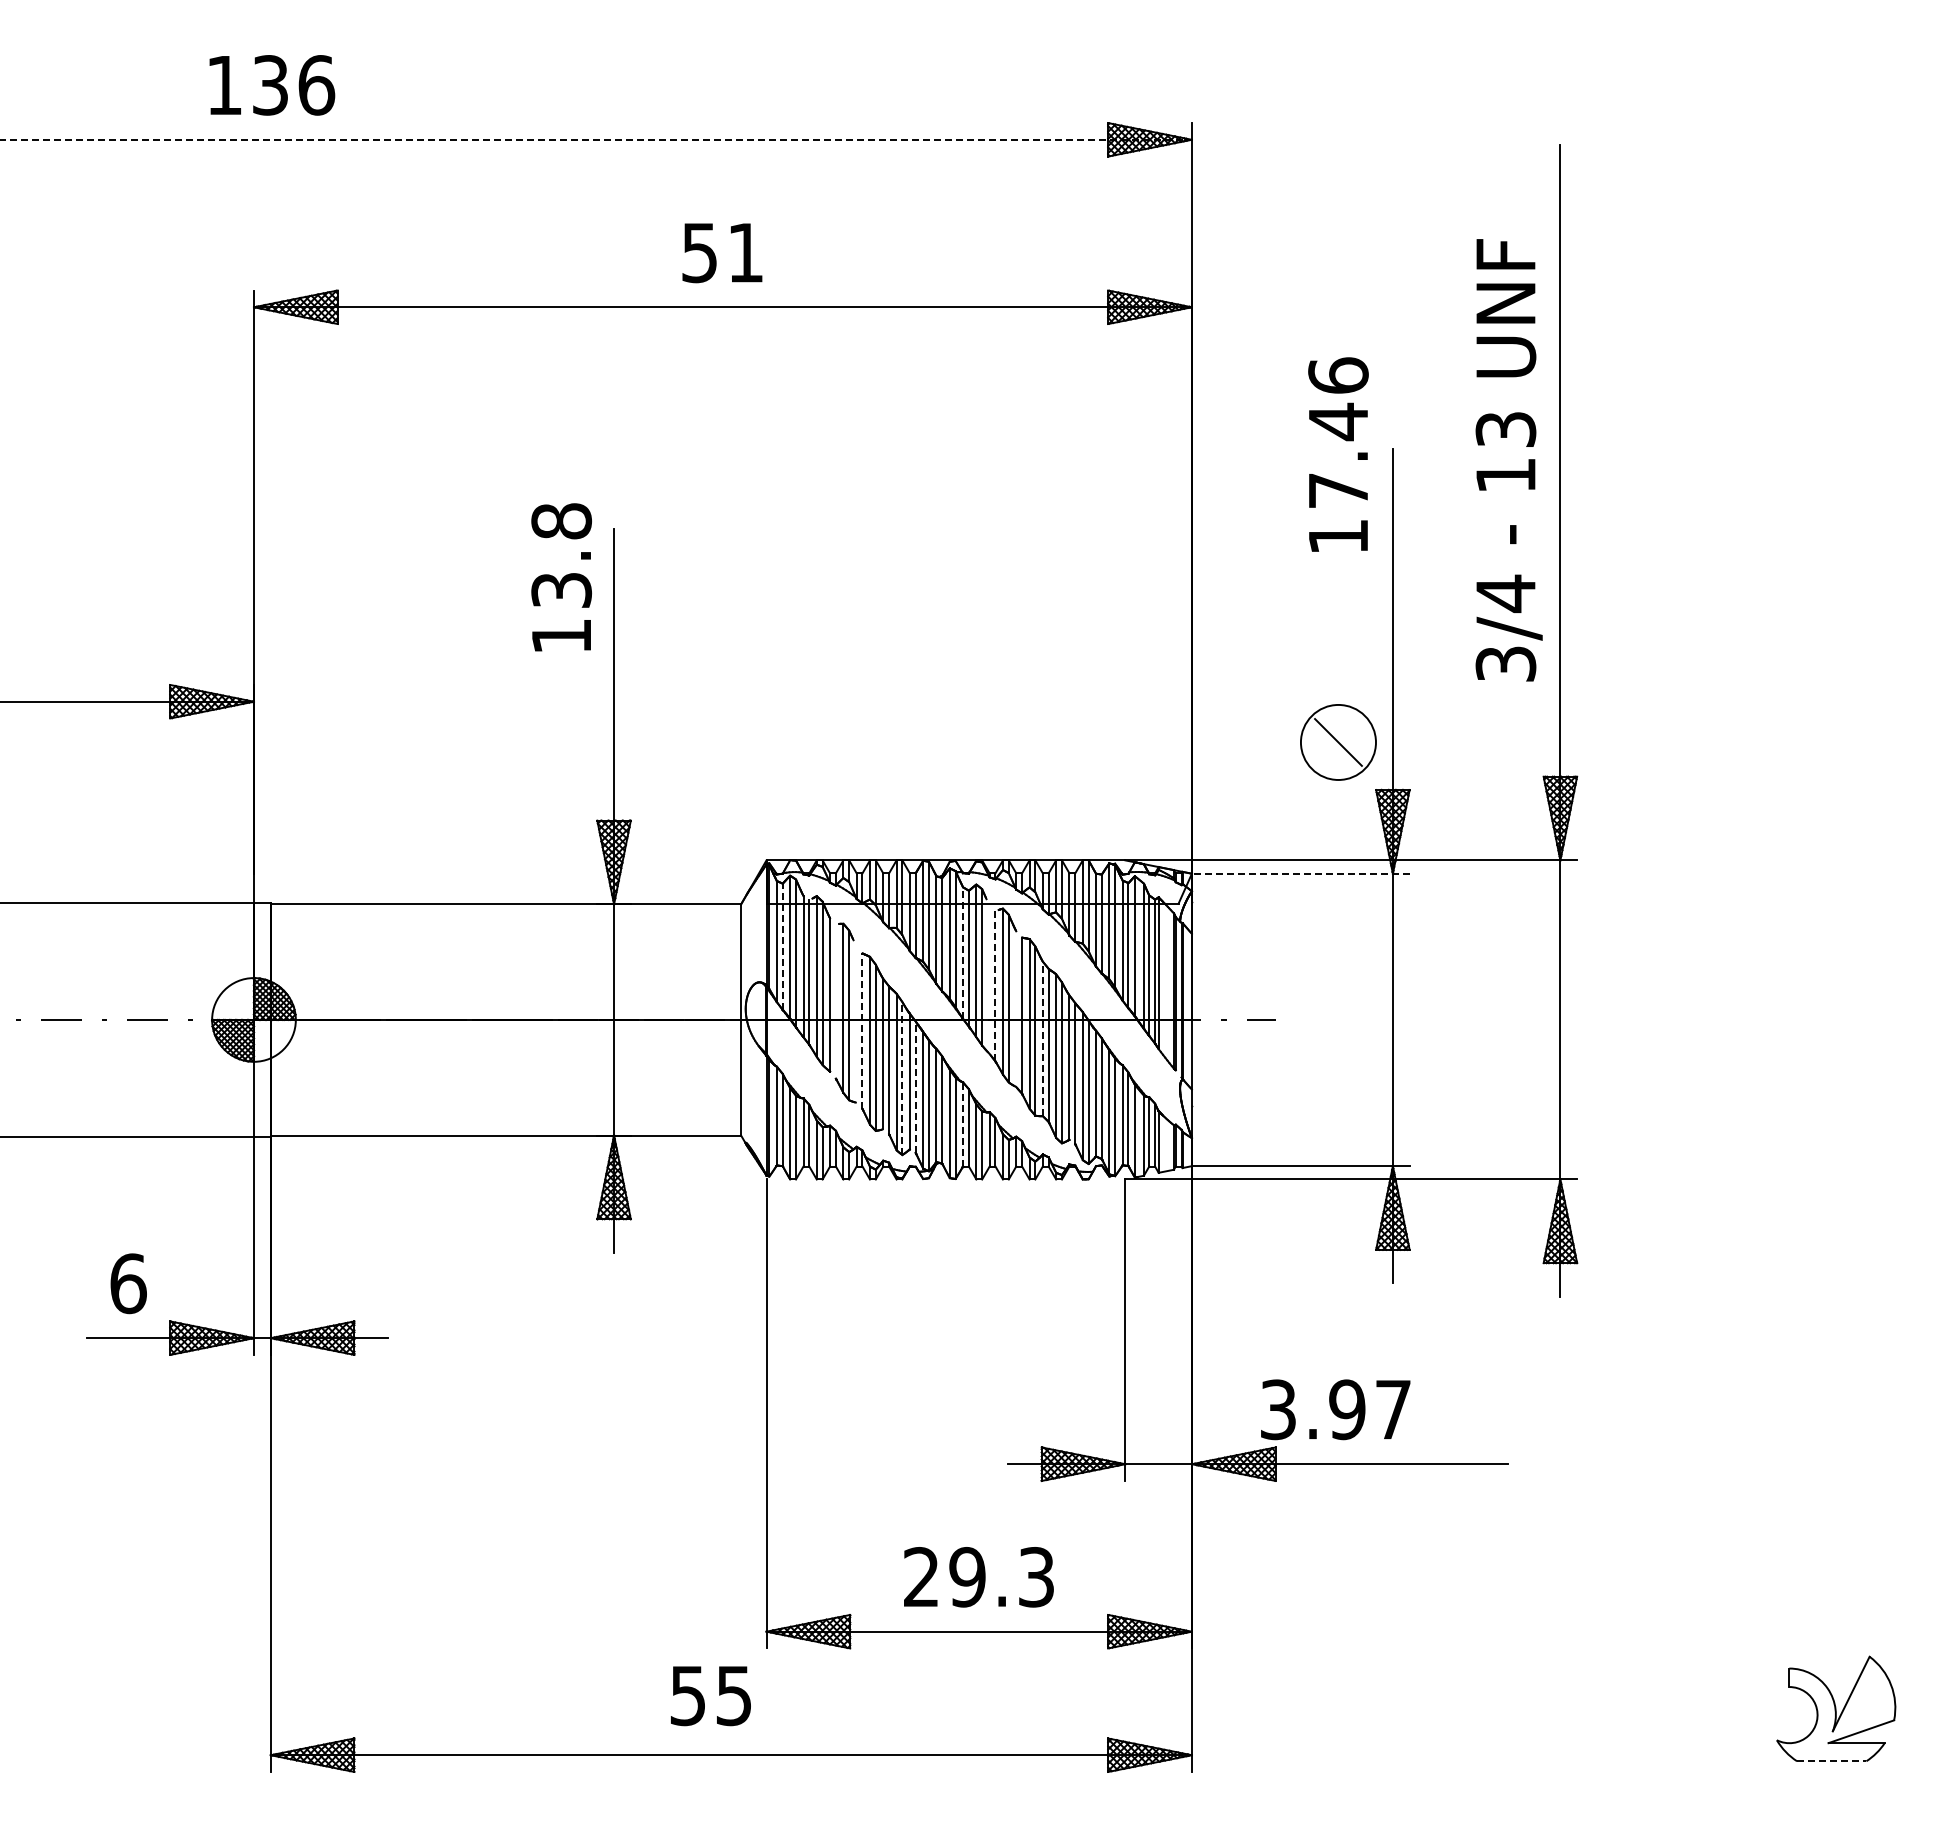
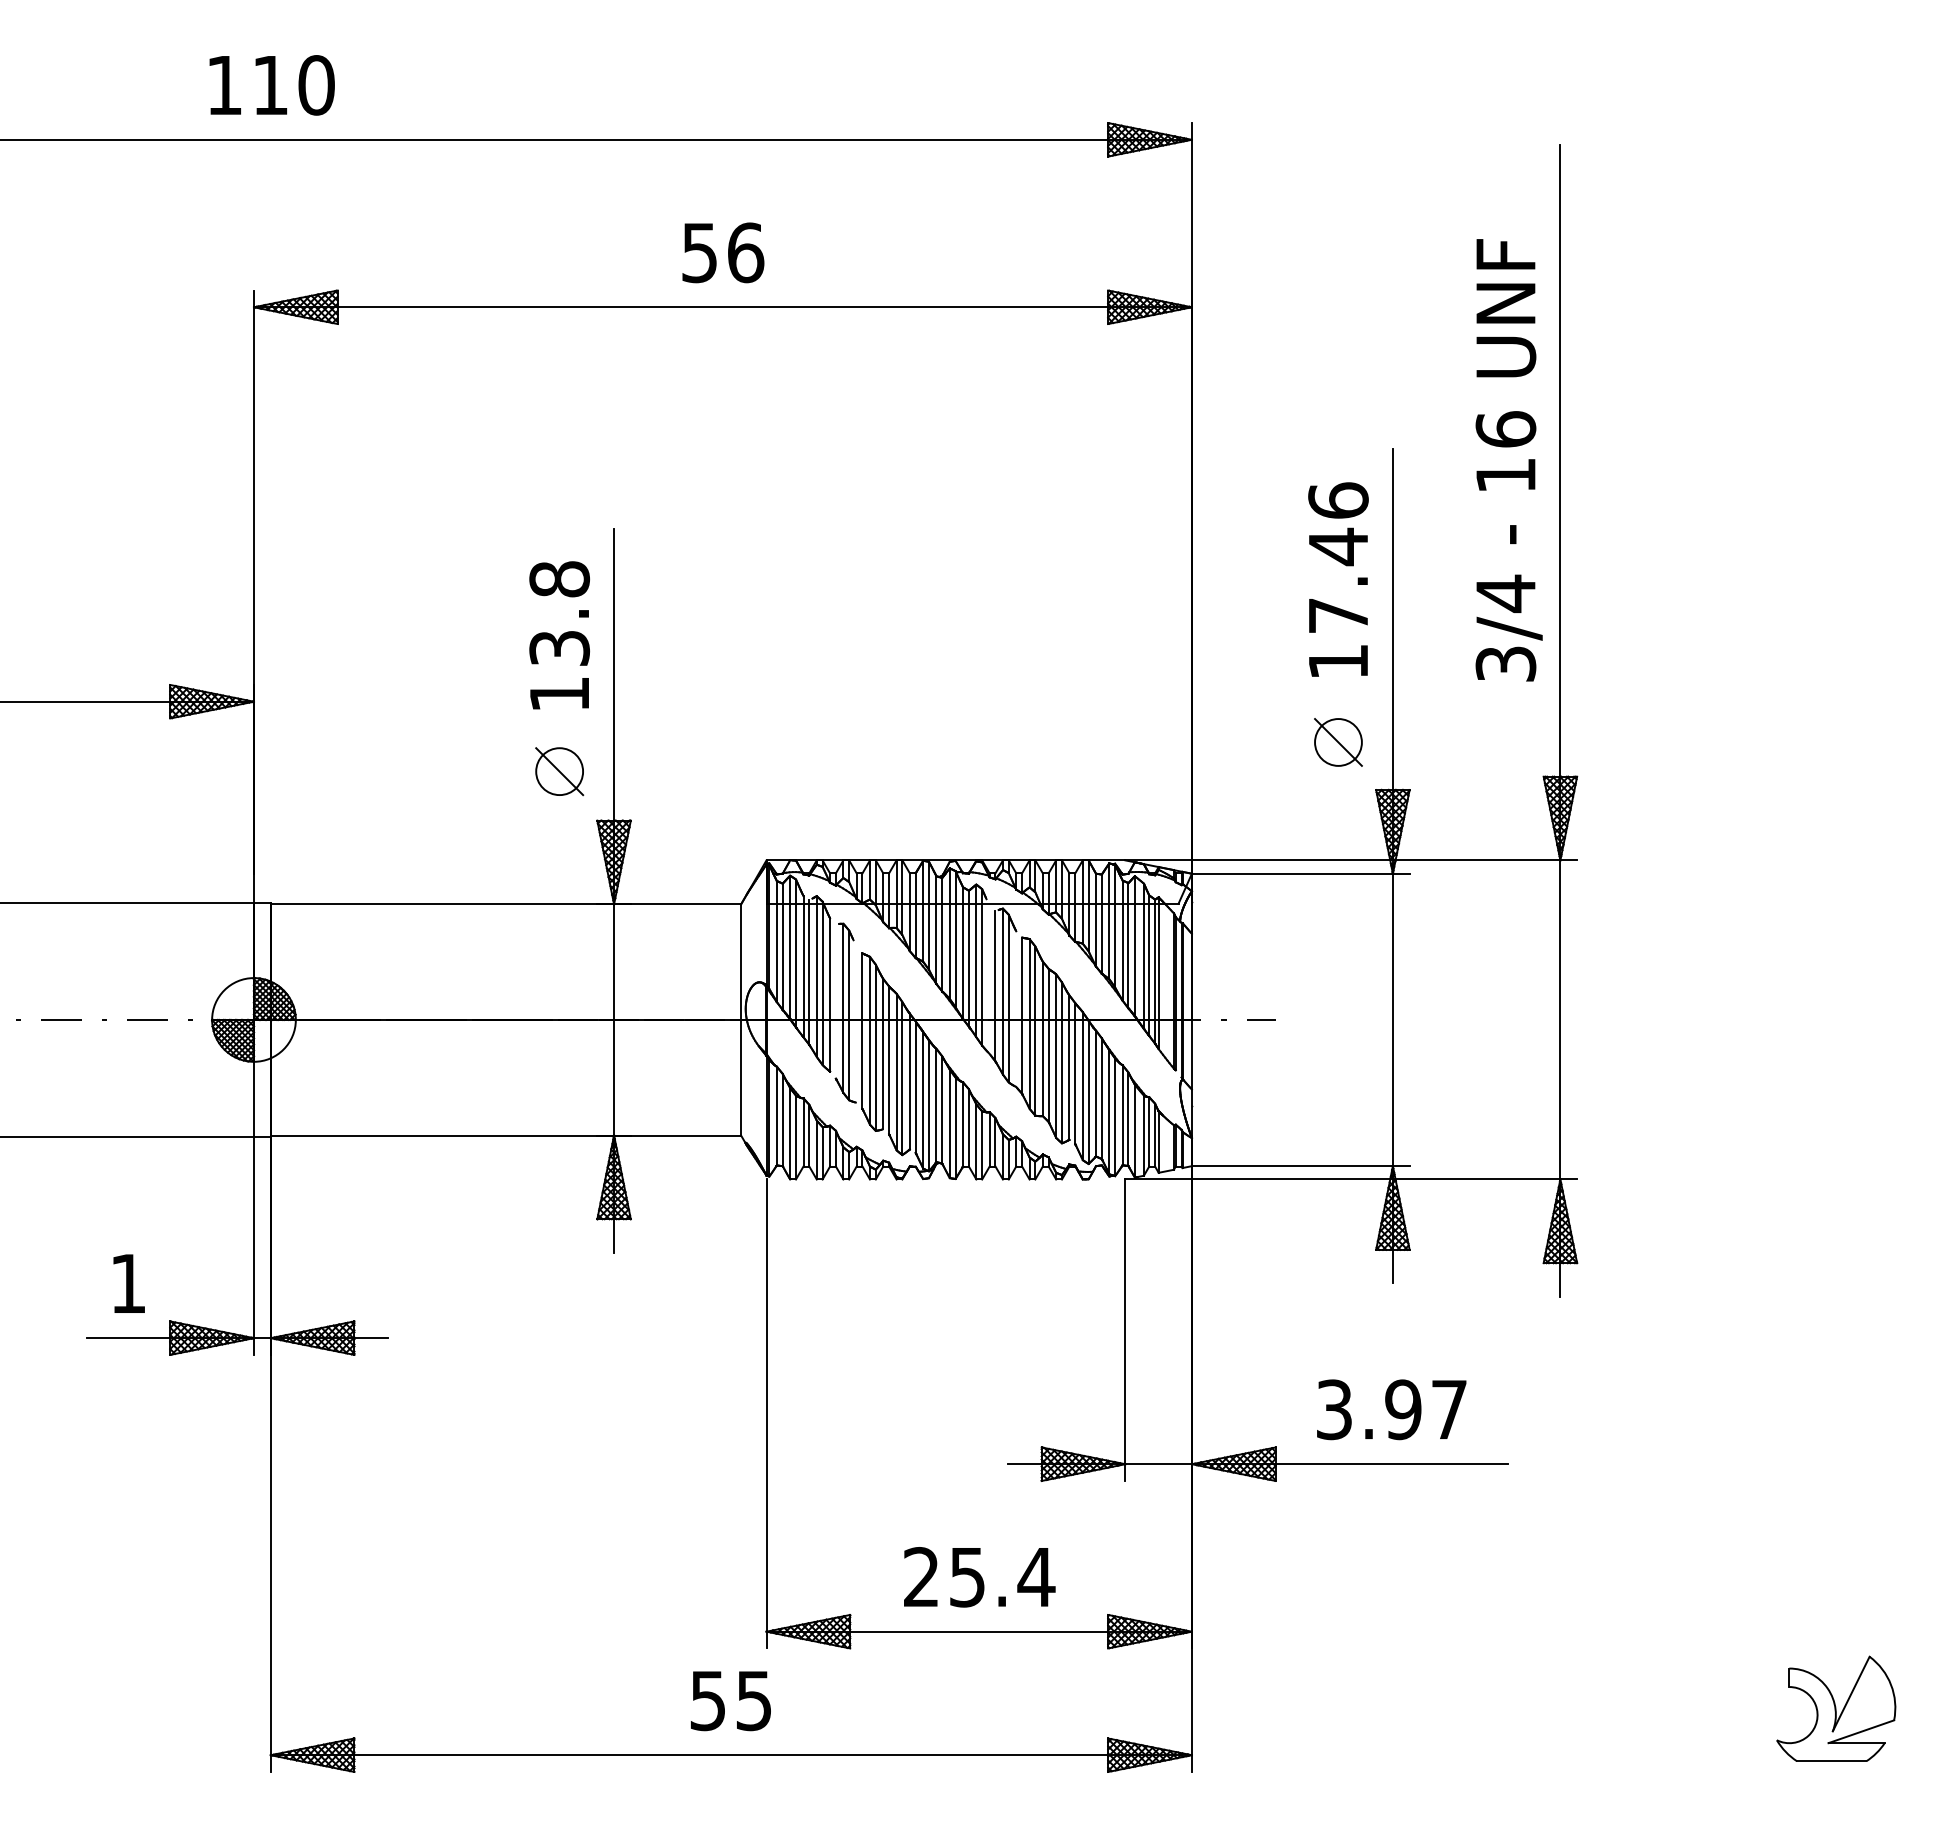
text: 136 -> 110 (294, 85)
line: dashed -> solid (596, 139)
text: 51 -> 56 (746, 252)
text: 13 -> 16 (1505, 429)
text position: (1338, 454) -> (1338, 579) (1338, 579)
text position: (561, 577) -> (559, 635) (559, 635)
circle diameter: 75 px -> 47 px (1338, 742)
part: none -> present (559, 771)
line: dashed -> solid (1300, 873)
line: dashed -> solid (782, 946)
line: dashed -> solid (963, 953)
line: dashed -> solid (995, 985)
line: dashed -> solid (862, 1031)
line: dashed -> solid (1042, 1038)
line: dashed -> solid (902, 1078)
line: dashed -> solid (915, 1087)
line: dashed -> solid (963, 1123)
text: 6 -> 1 (128, 1283)
text position: (1335, 1409) -> (1391, 1409) (1391, 1409)
text: 29.3 -> 25.4 (1002, 1577)
text position: (710, 1696) -> (730, 1701) (730, 1701)
line: dashed -> solid (1831, 1761)
